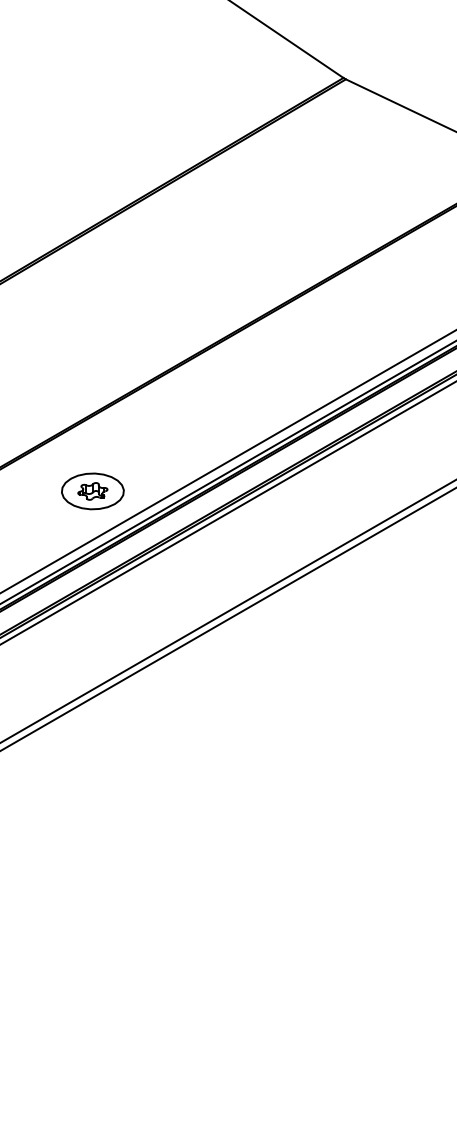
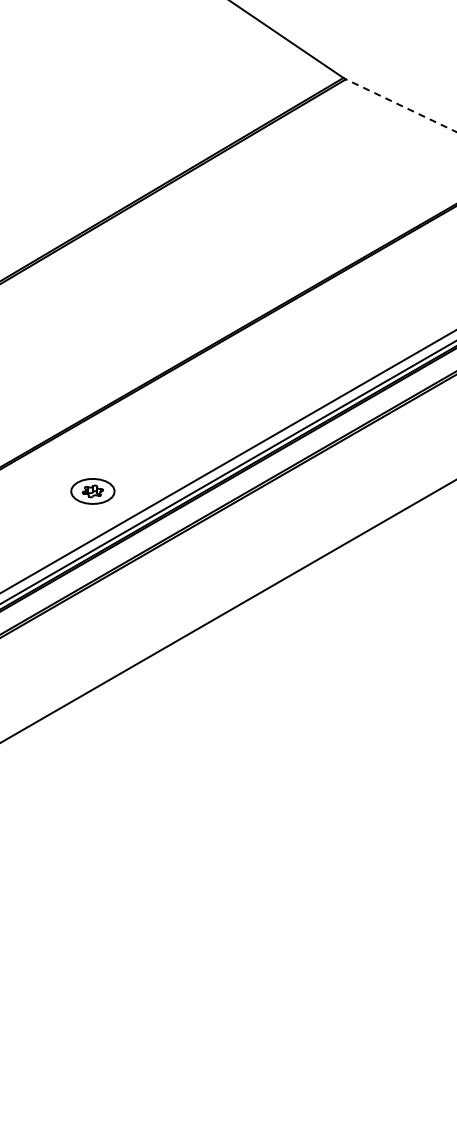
line: solid -> dashed (400, 105)
part size: 64x39 px -> 46x27 px (92, 491)
line: present -> none (227, 512)
line: present -> none (227, 619)
